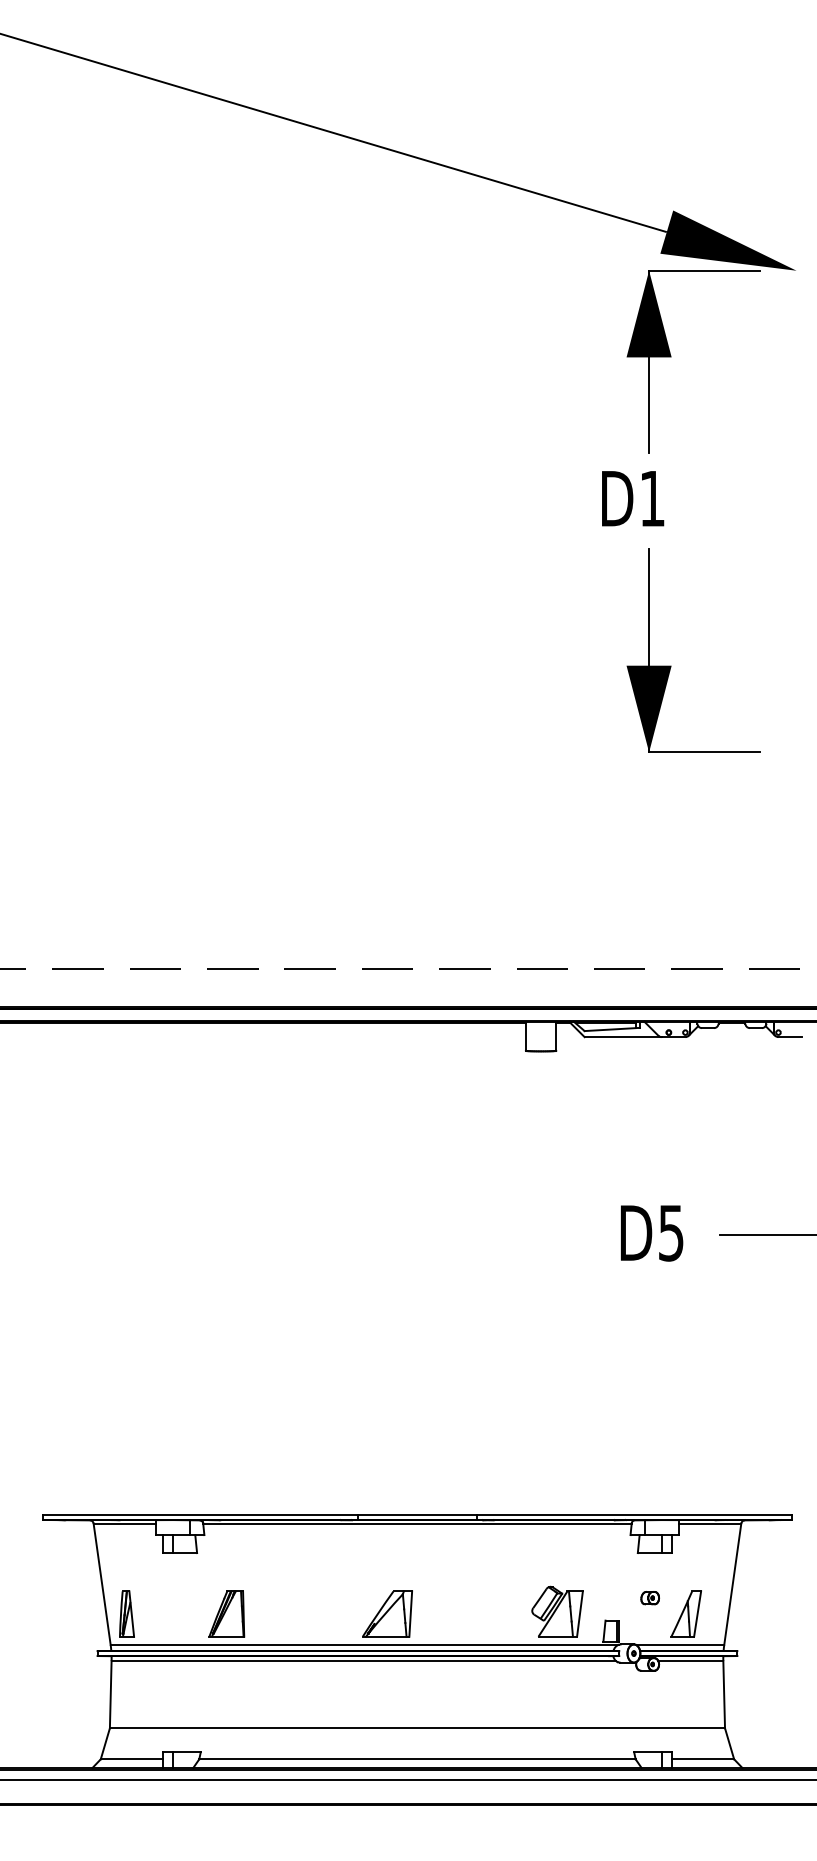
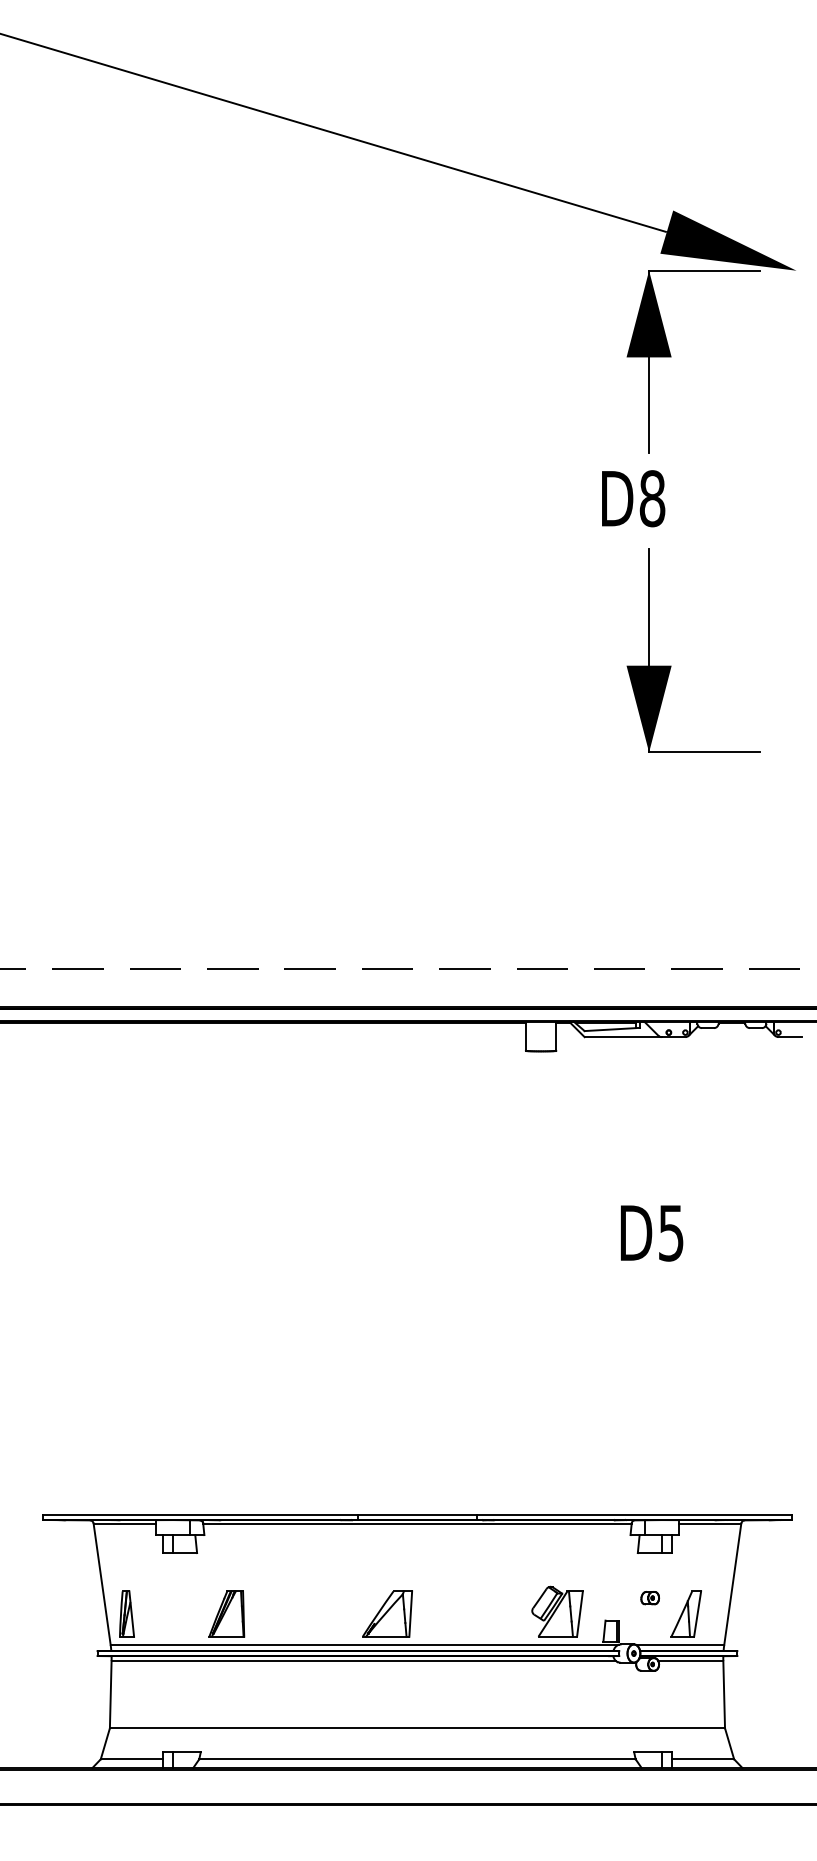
text: D1 -> D8 (652, 498)
line: present -> none (766, 1235)
line: present -> none (407, 1780)
